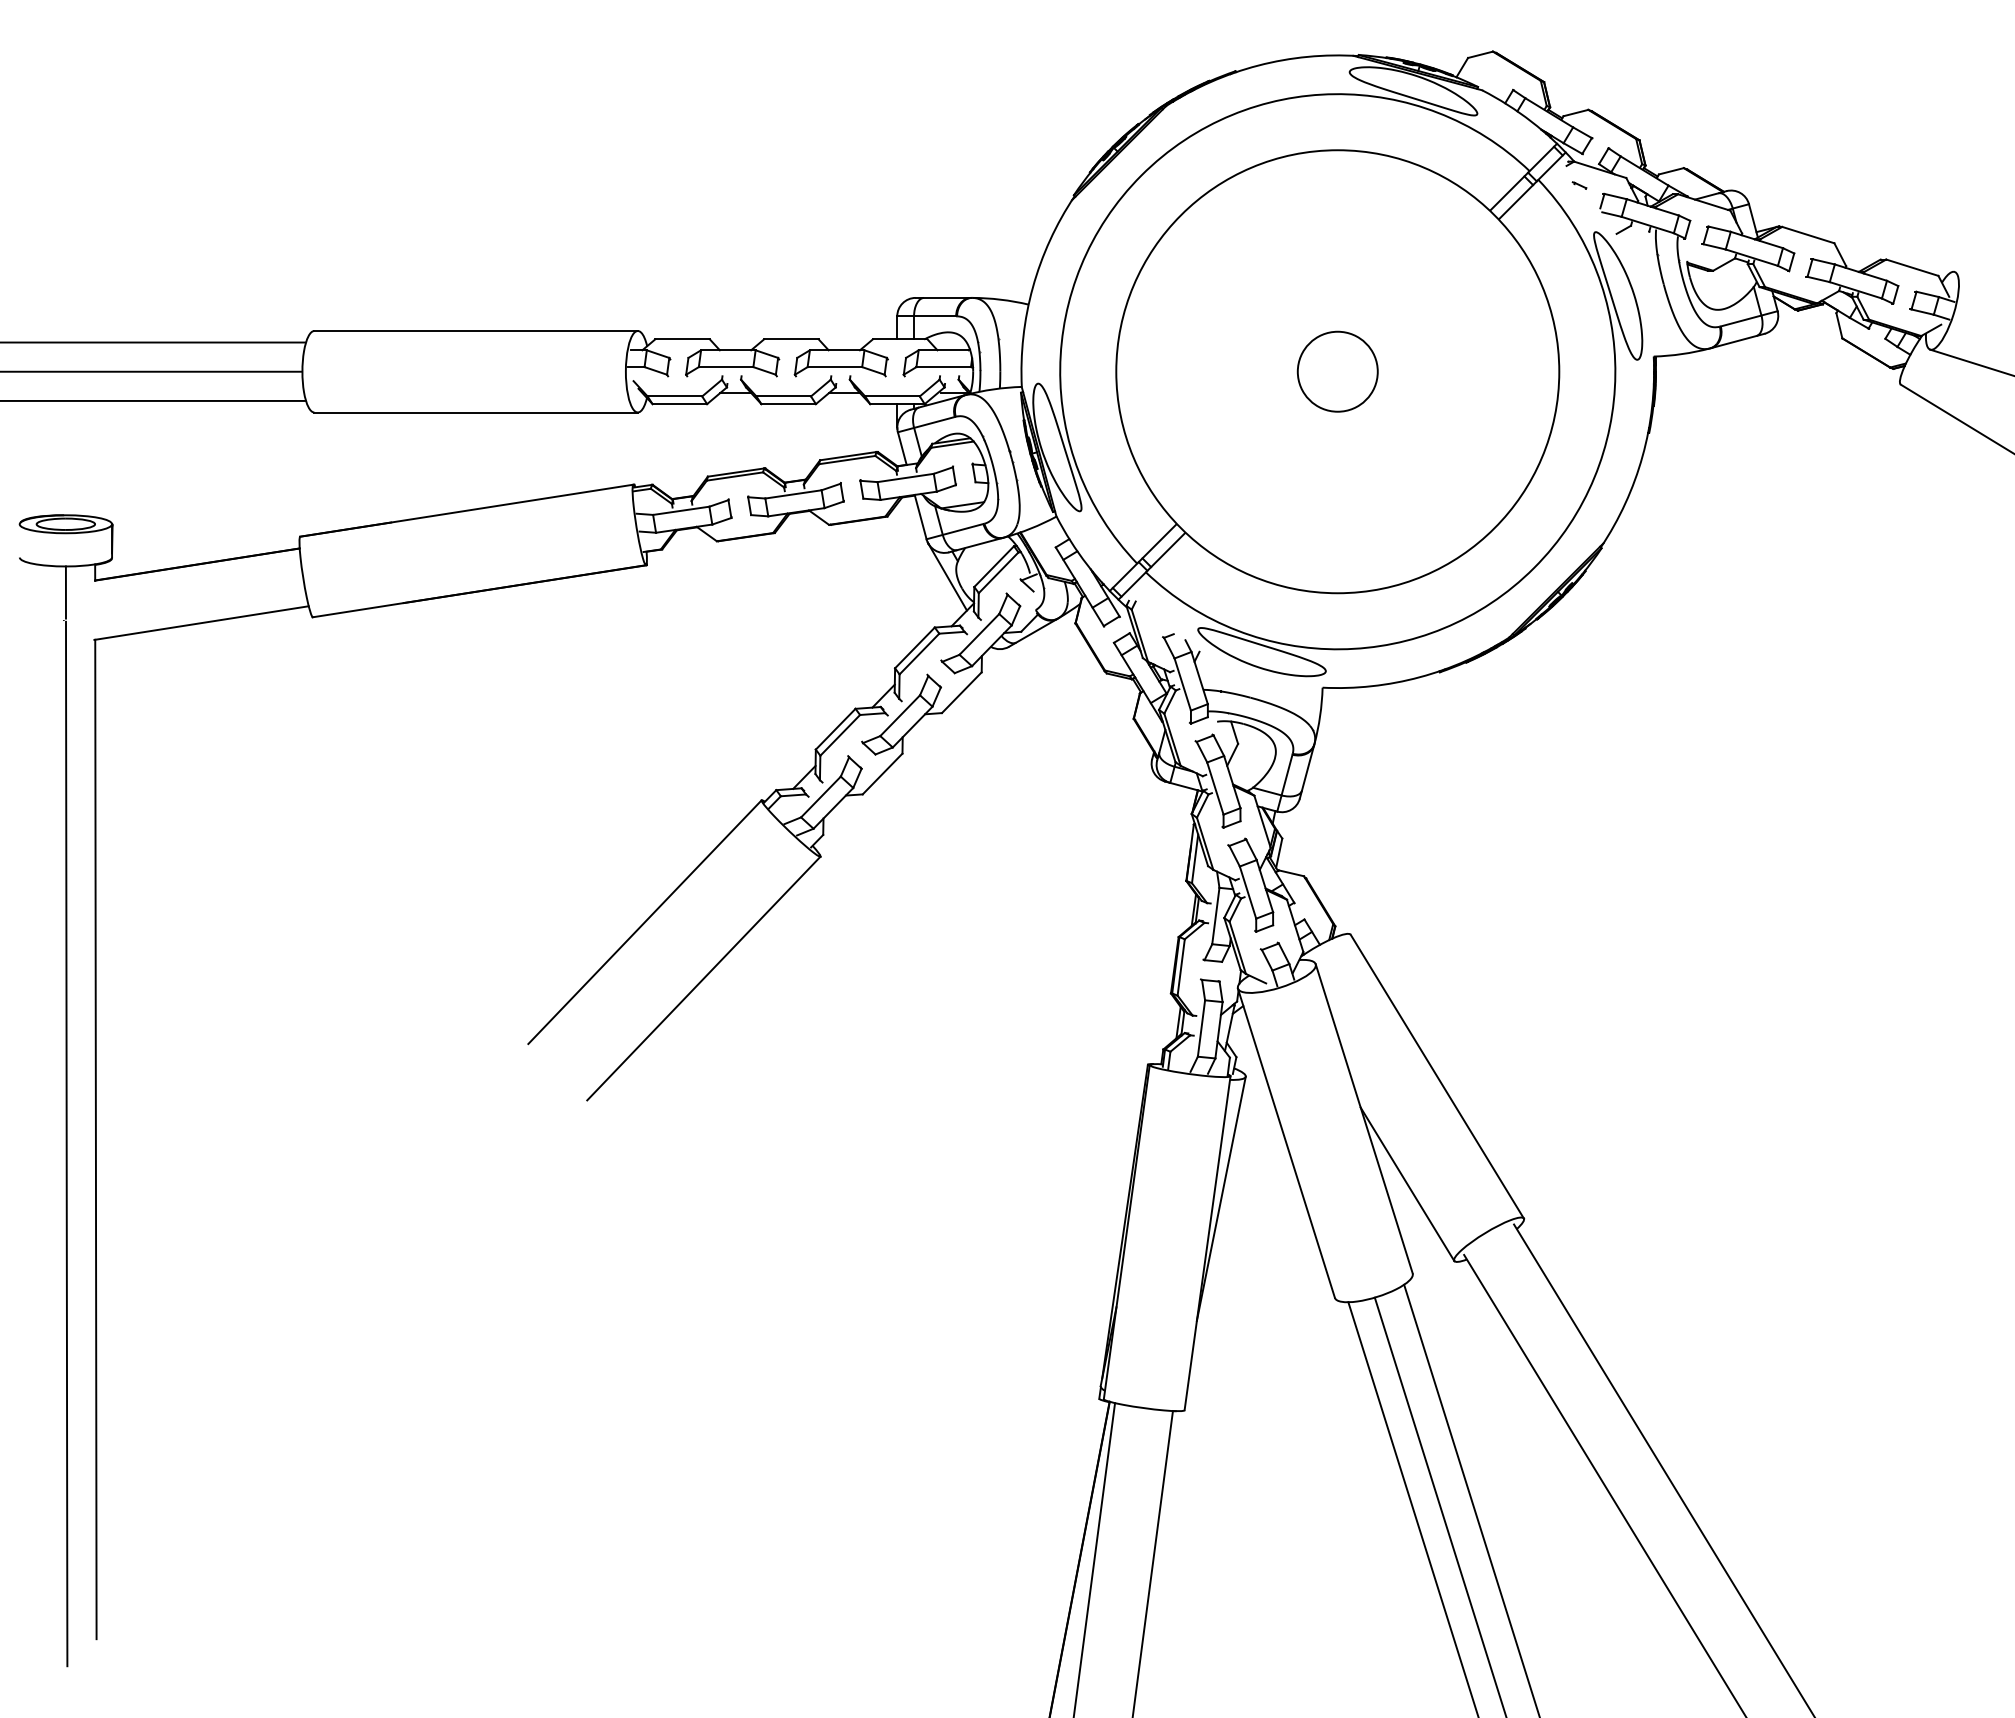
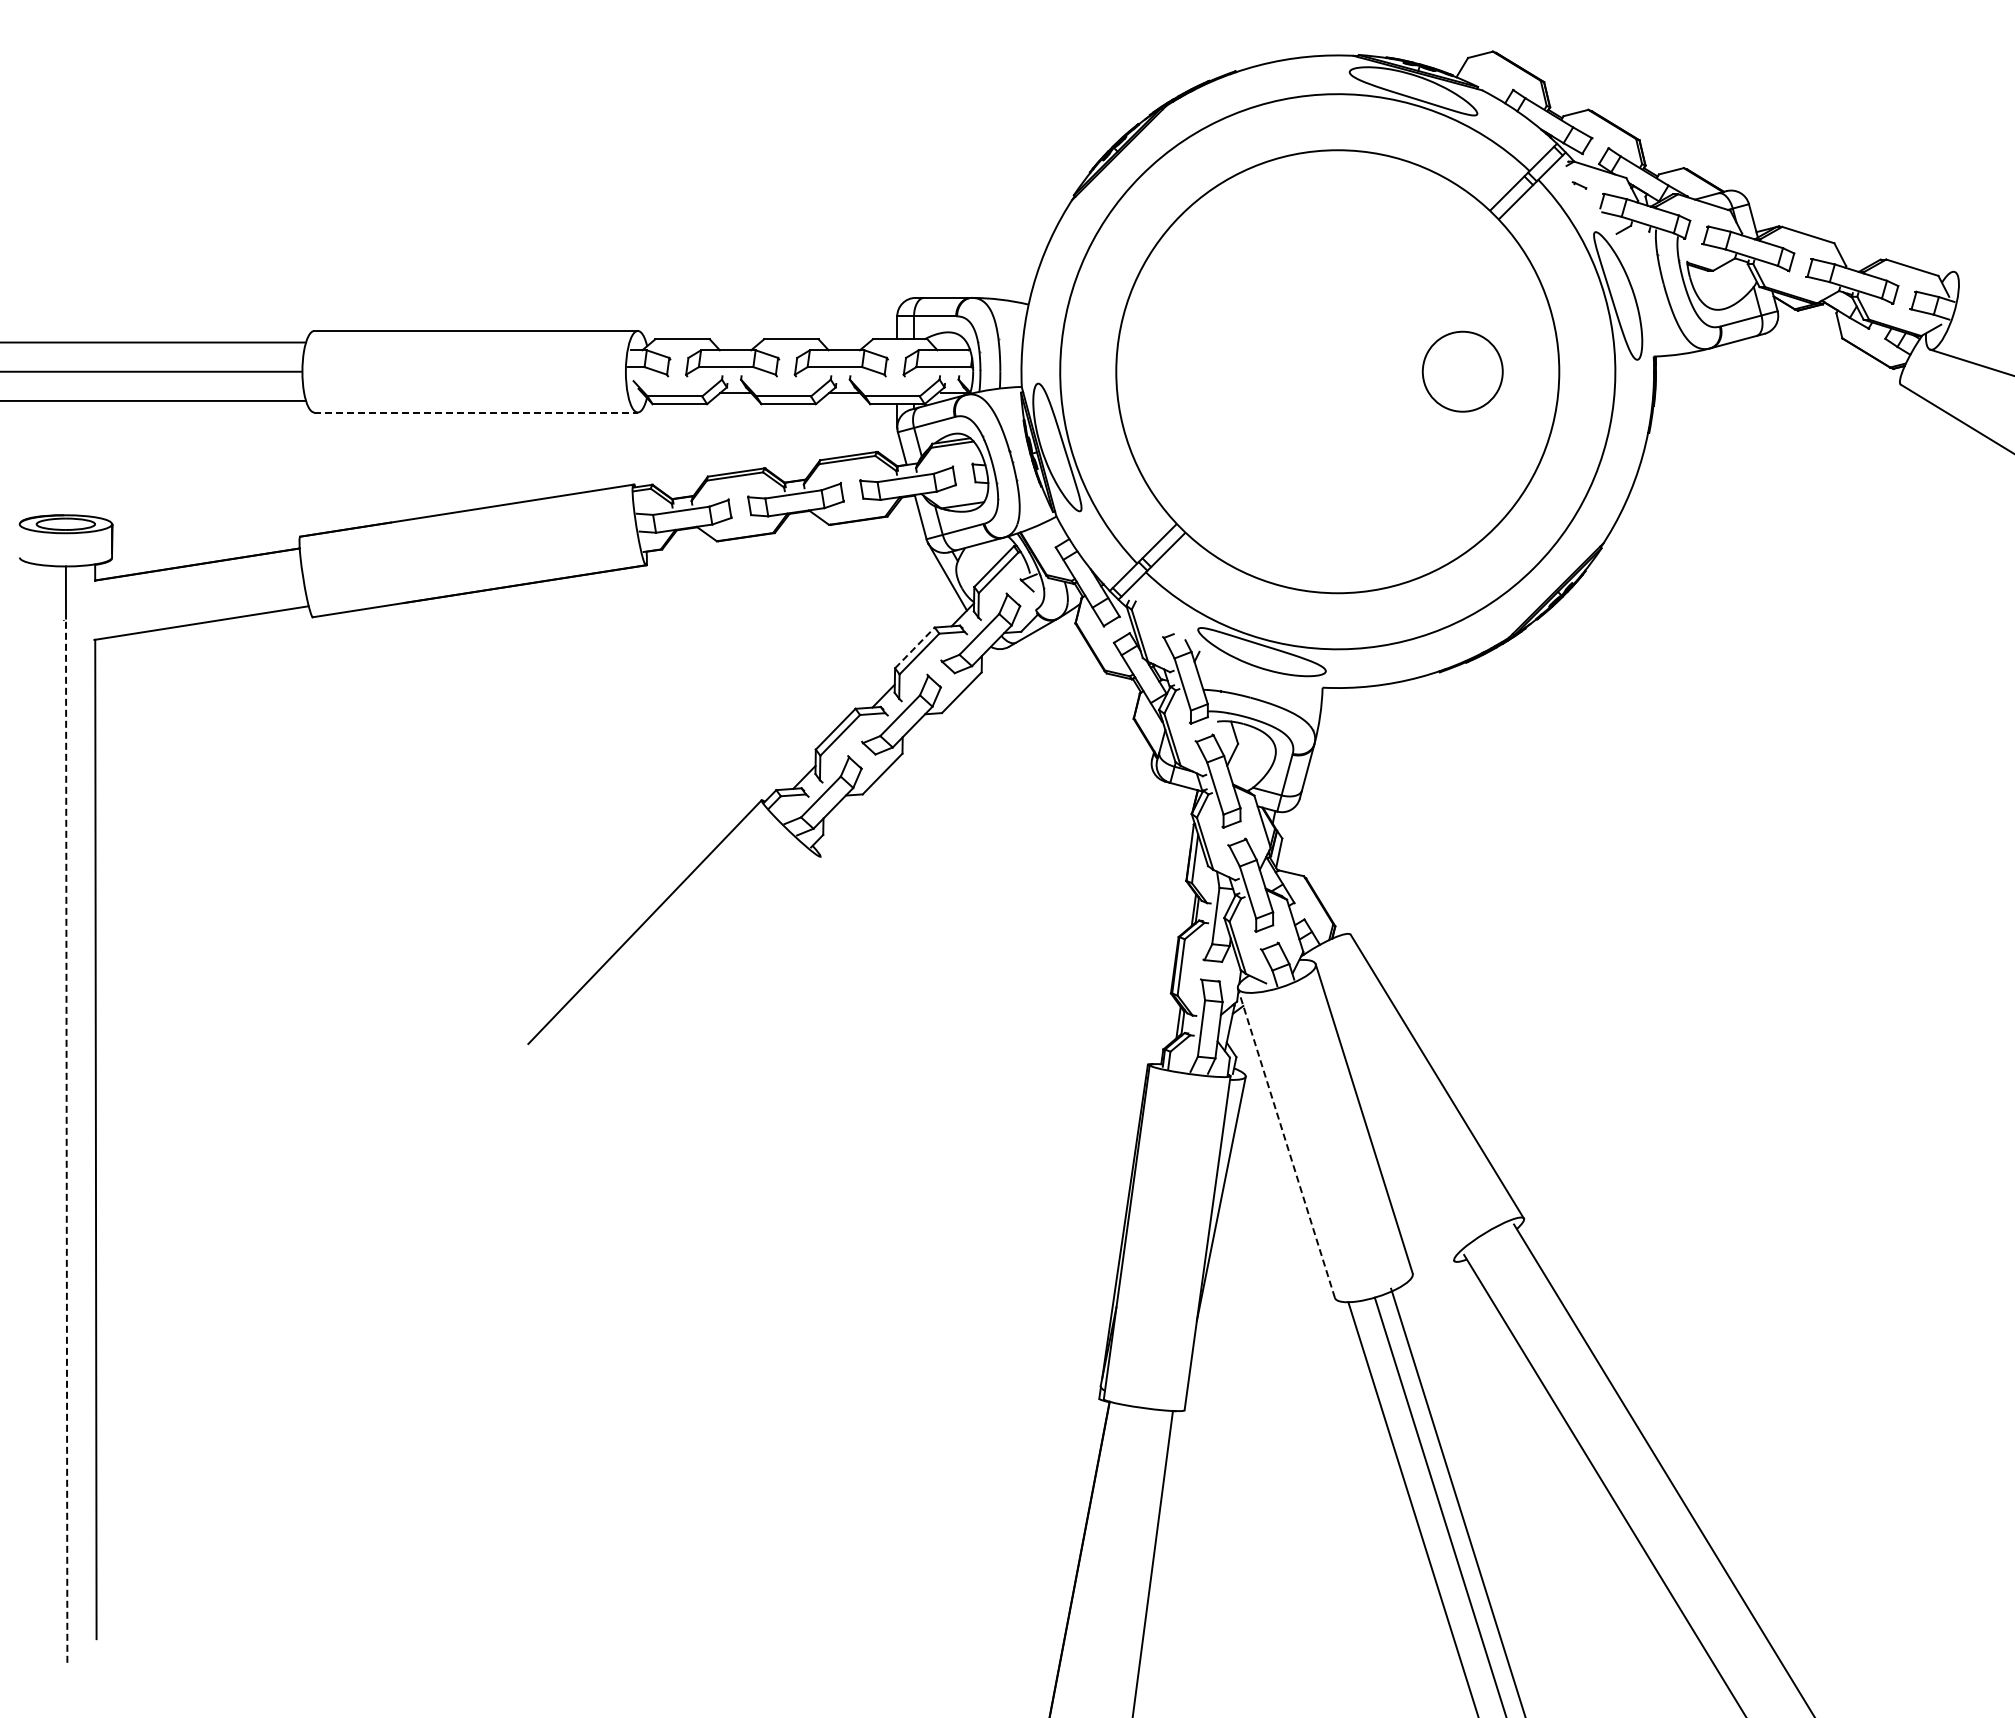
circle position: (1337, 371) -> (1462, 371) (1462, 371)
line: solid -> dashed (476, 412)
line: solid -> dashed (915, 647)
line: present -> none (703, 978)
line: solid -> dashed (1286, 1142)
line: solid -> dashed (66, 1144)
line: present -> none (1407, 1183)
line position: (1471, 1499) -> (1457, 1501) (1457, 1501)
line: present -> none (1094, 1558)
